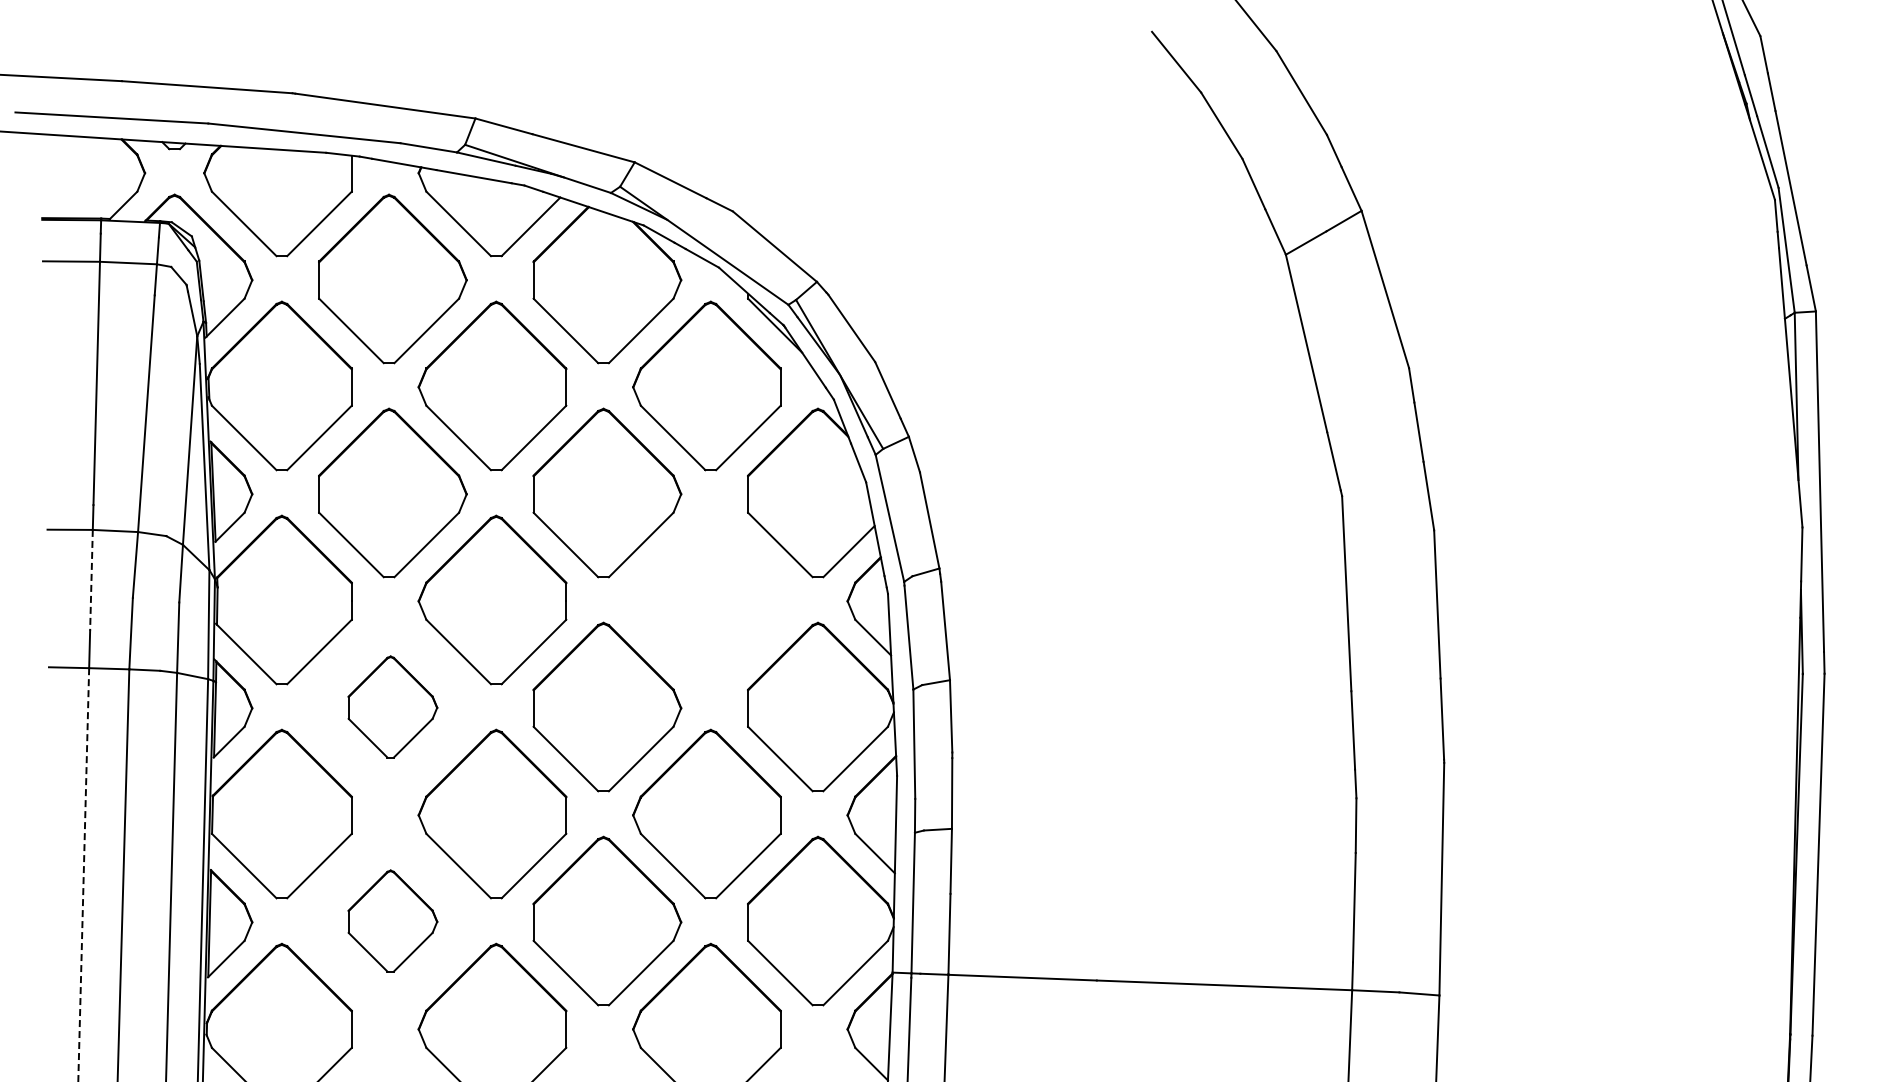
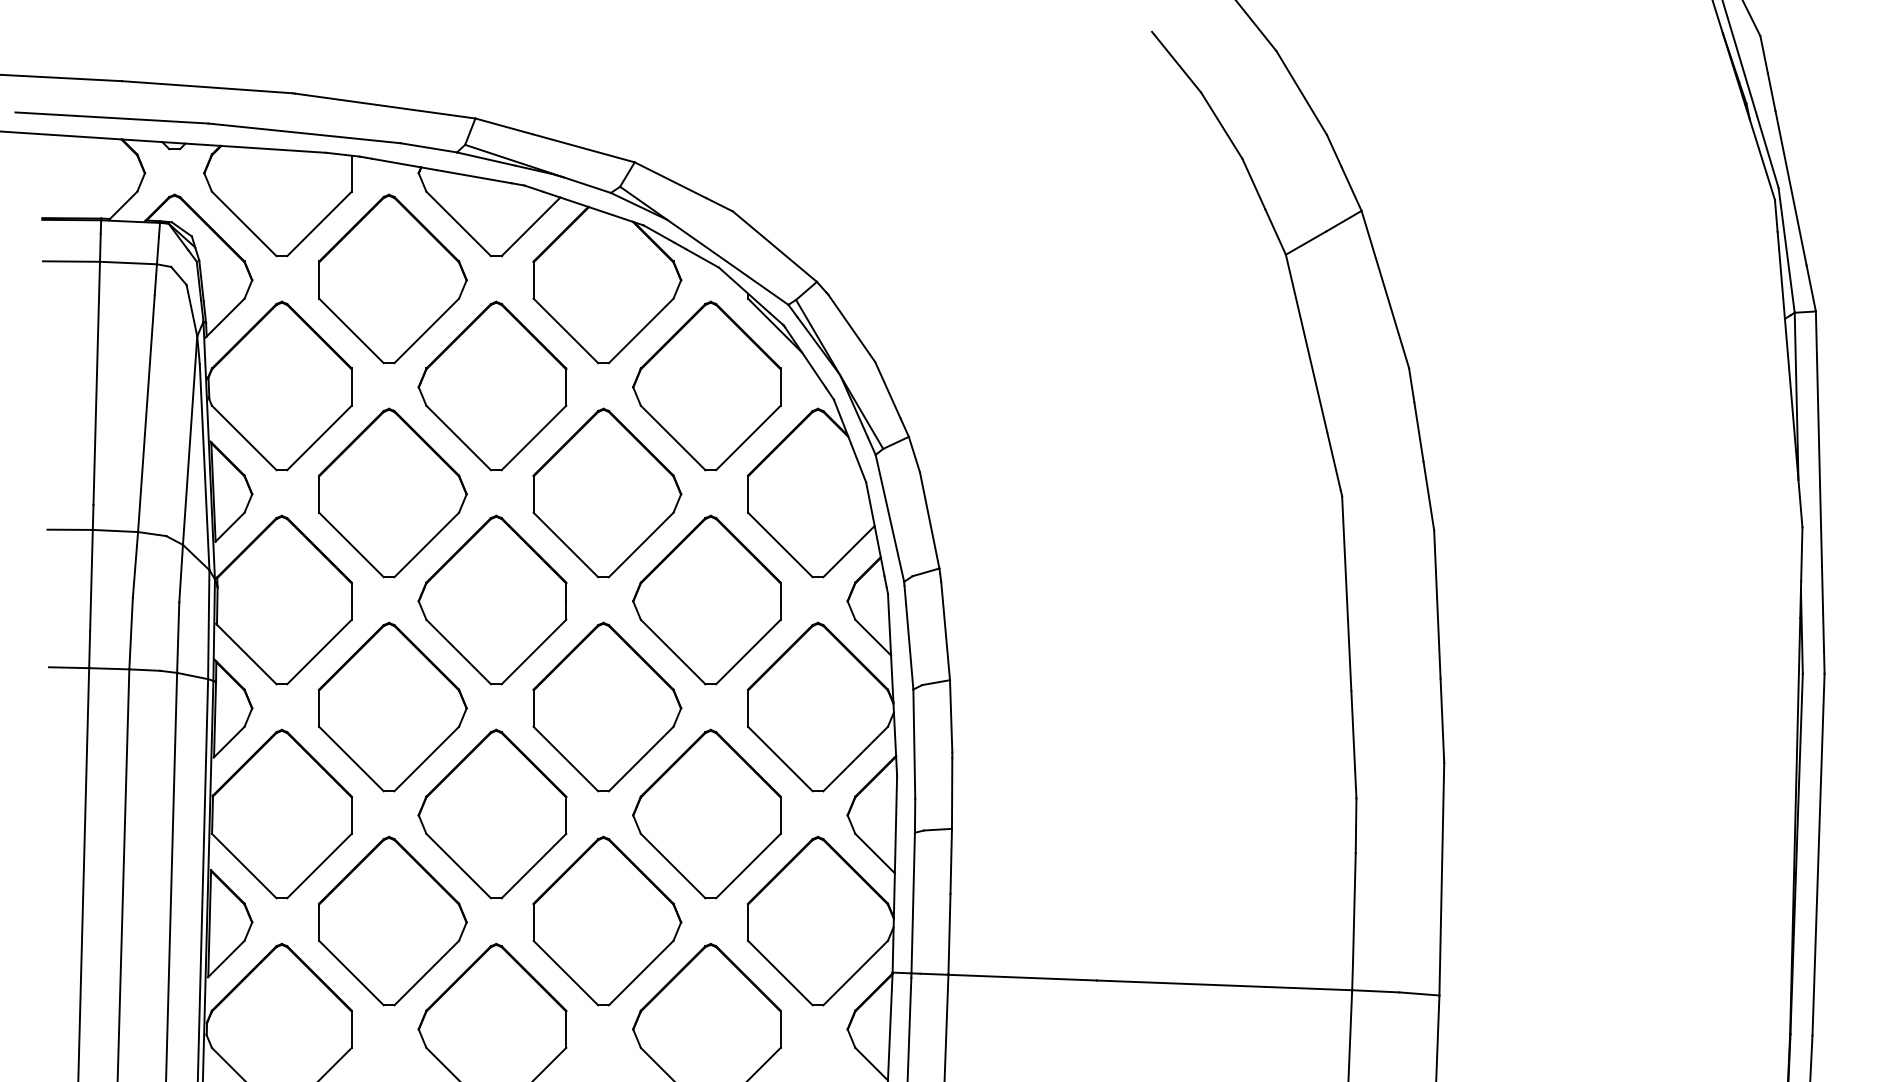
line: dashed -> solid (91, 580)
part: none -> present (706, 599)
part size: 92x104 px -> 150x172 px (392, 706)
line: dashed -> solid (83, 875)
part size: 92x104 px -> 150x172 px (392, 920)
